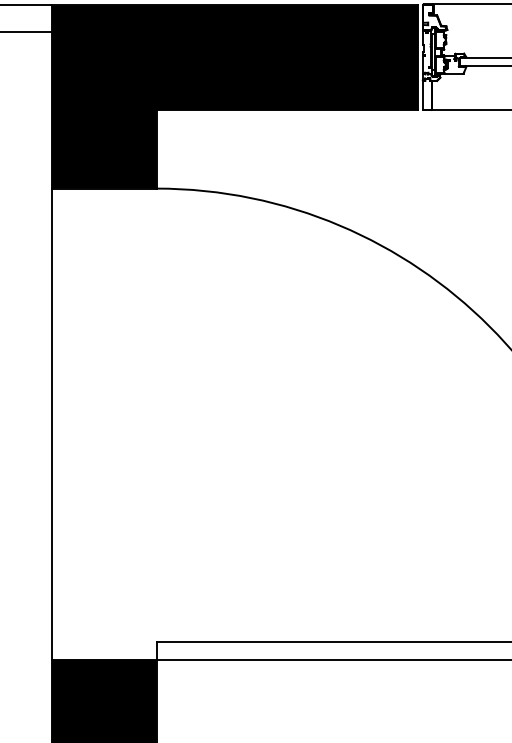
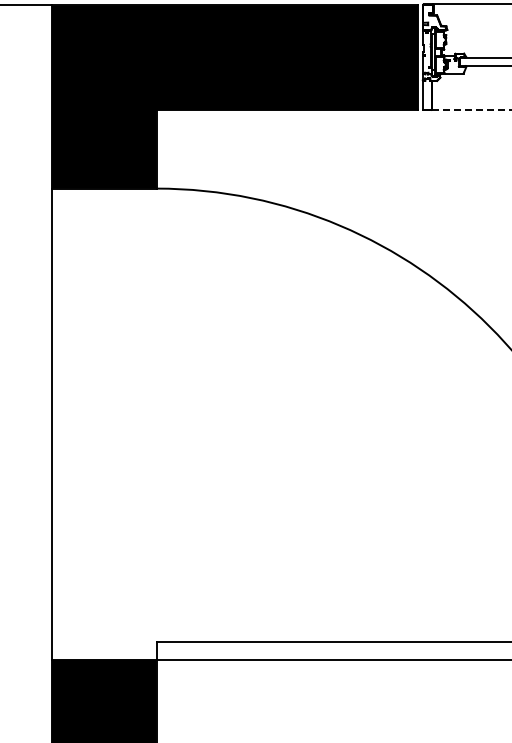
line: present -> none (26, 31)
line: solid -> dashed (471, 110)
